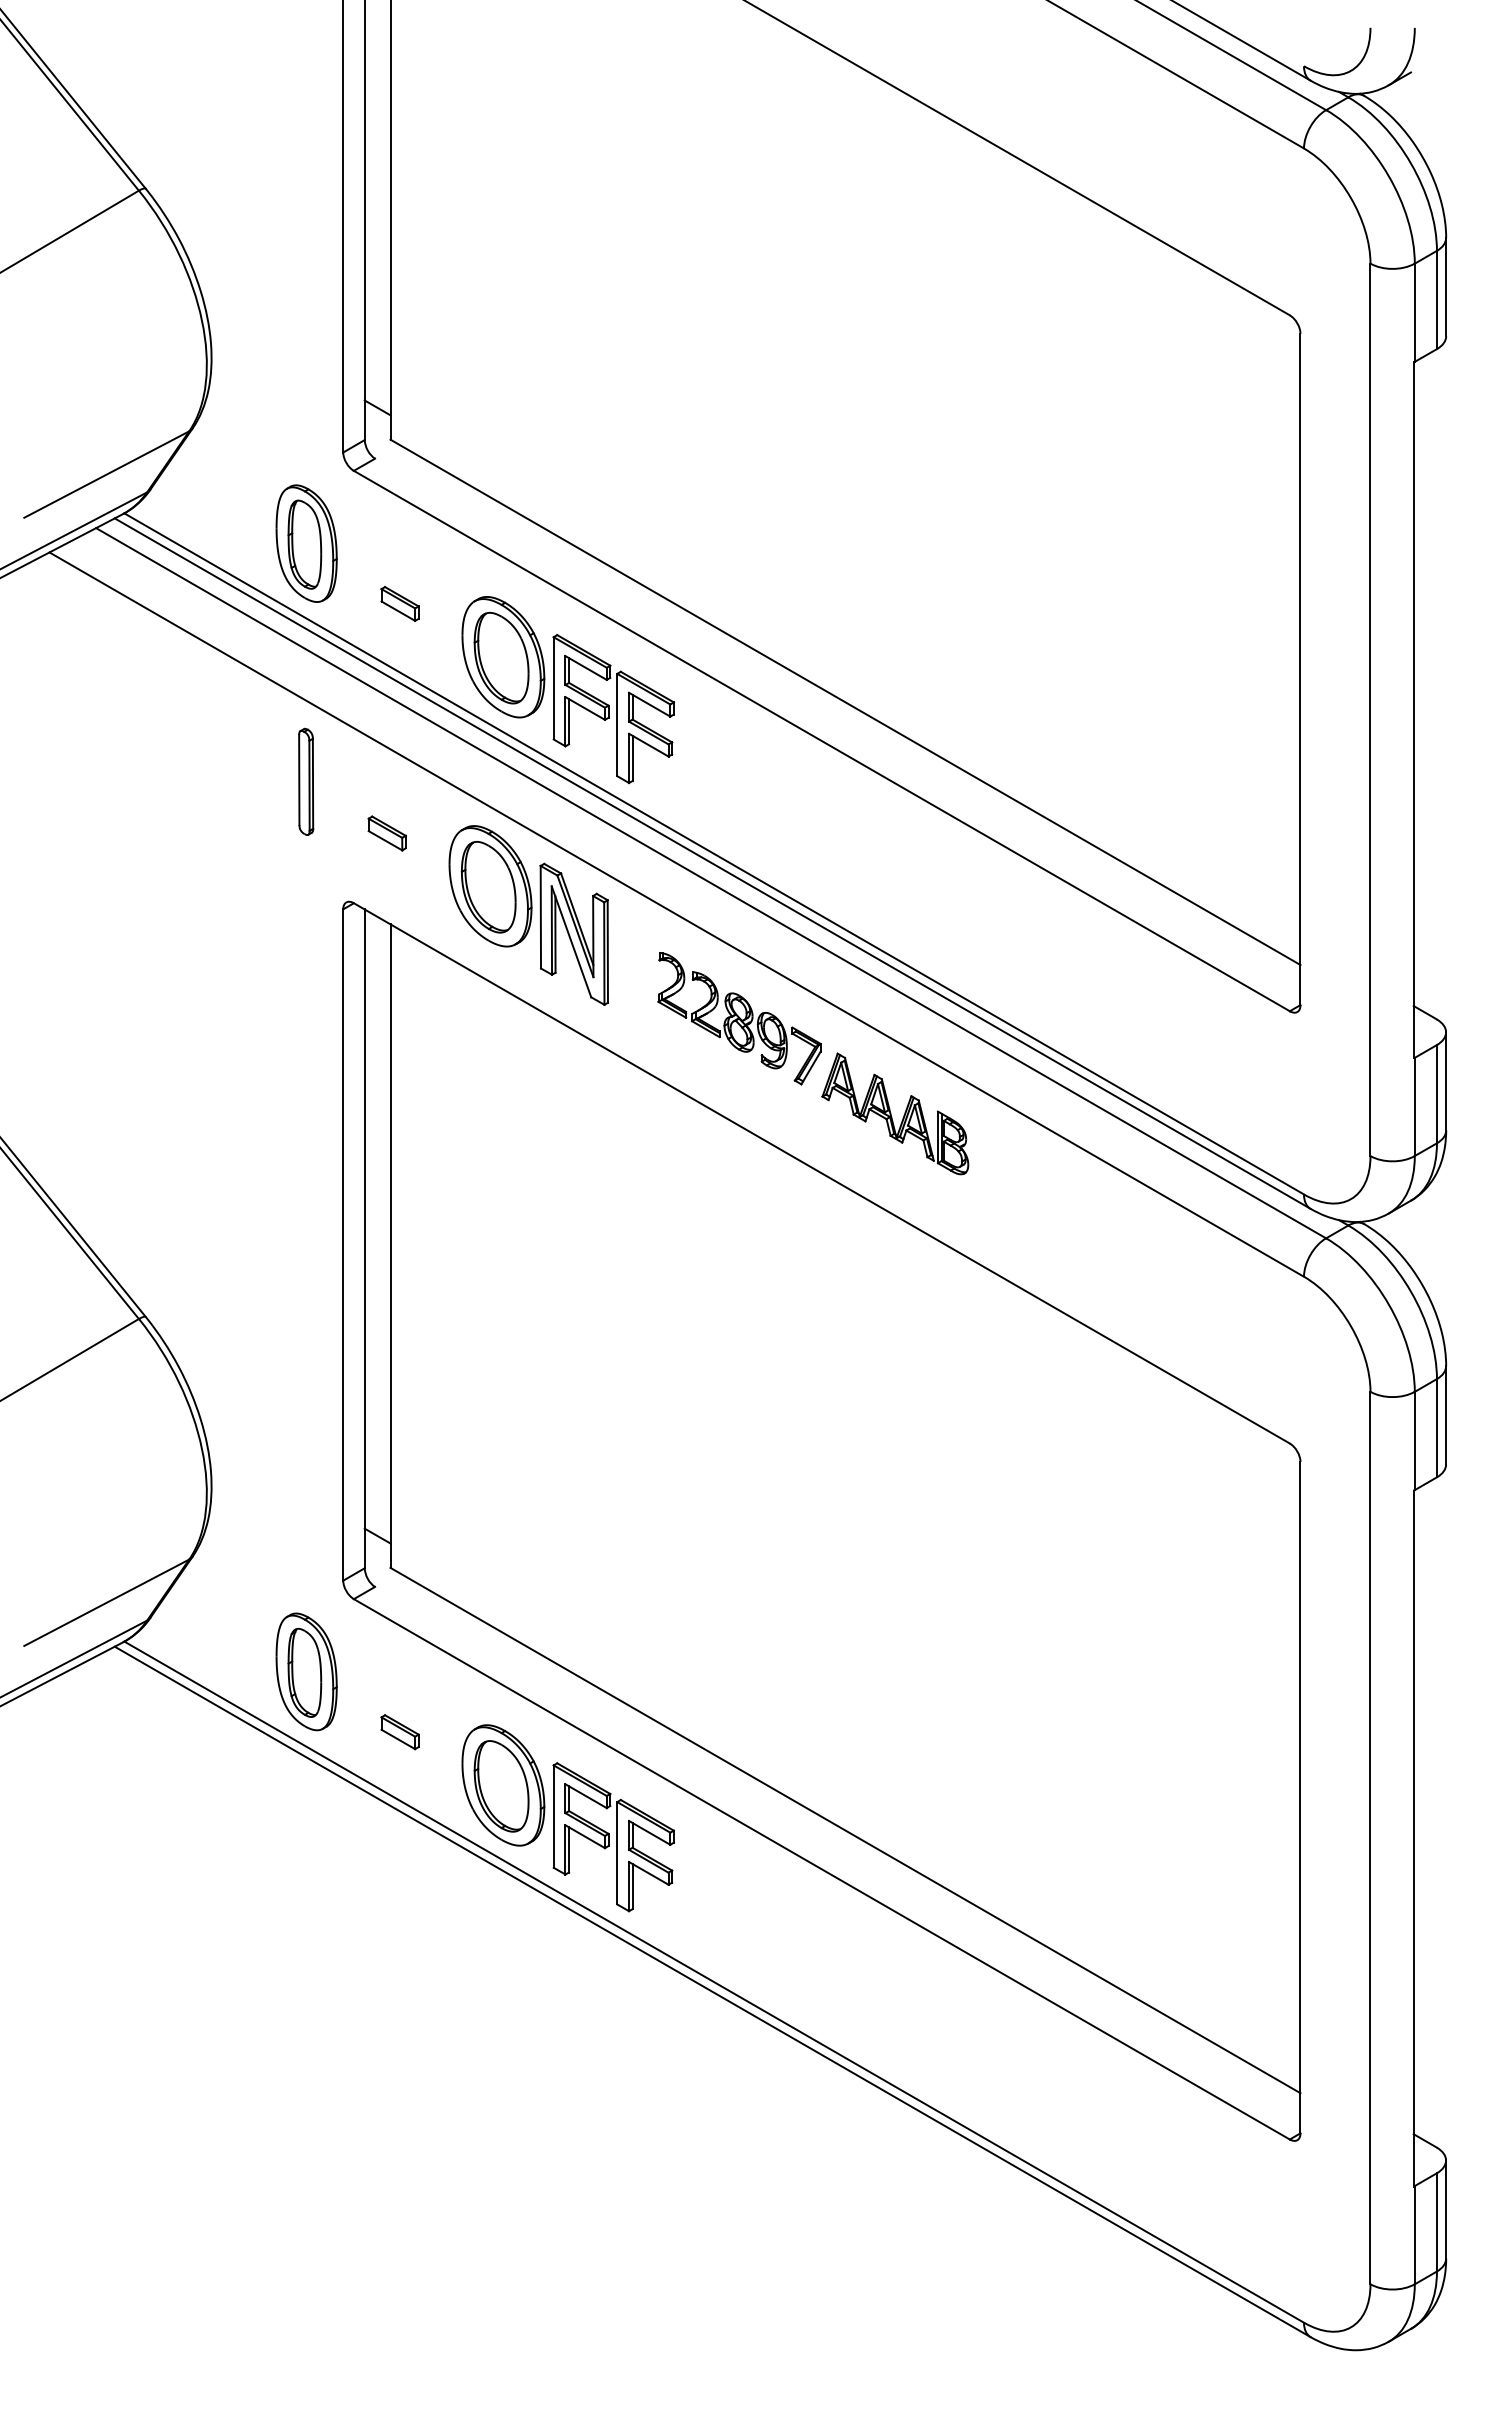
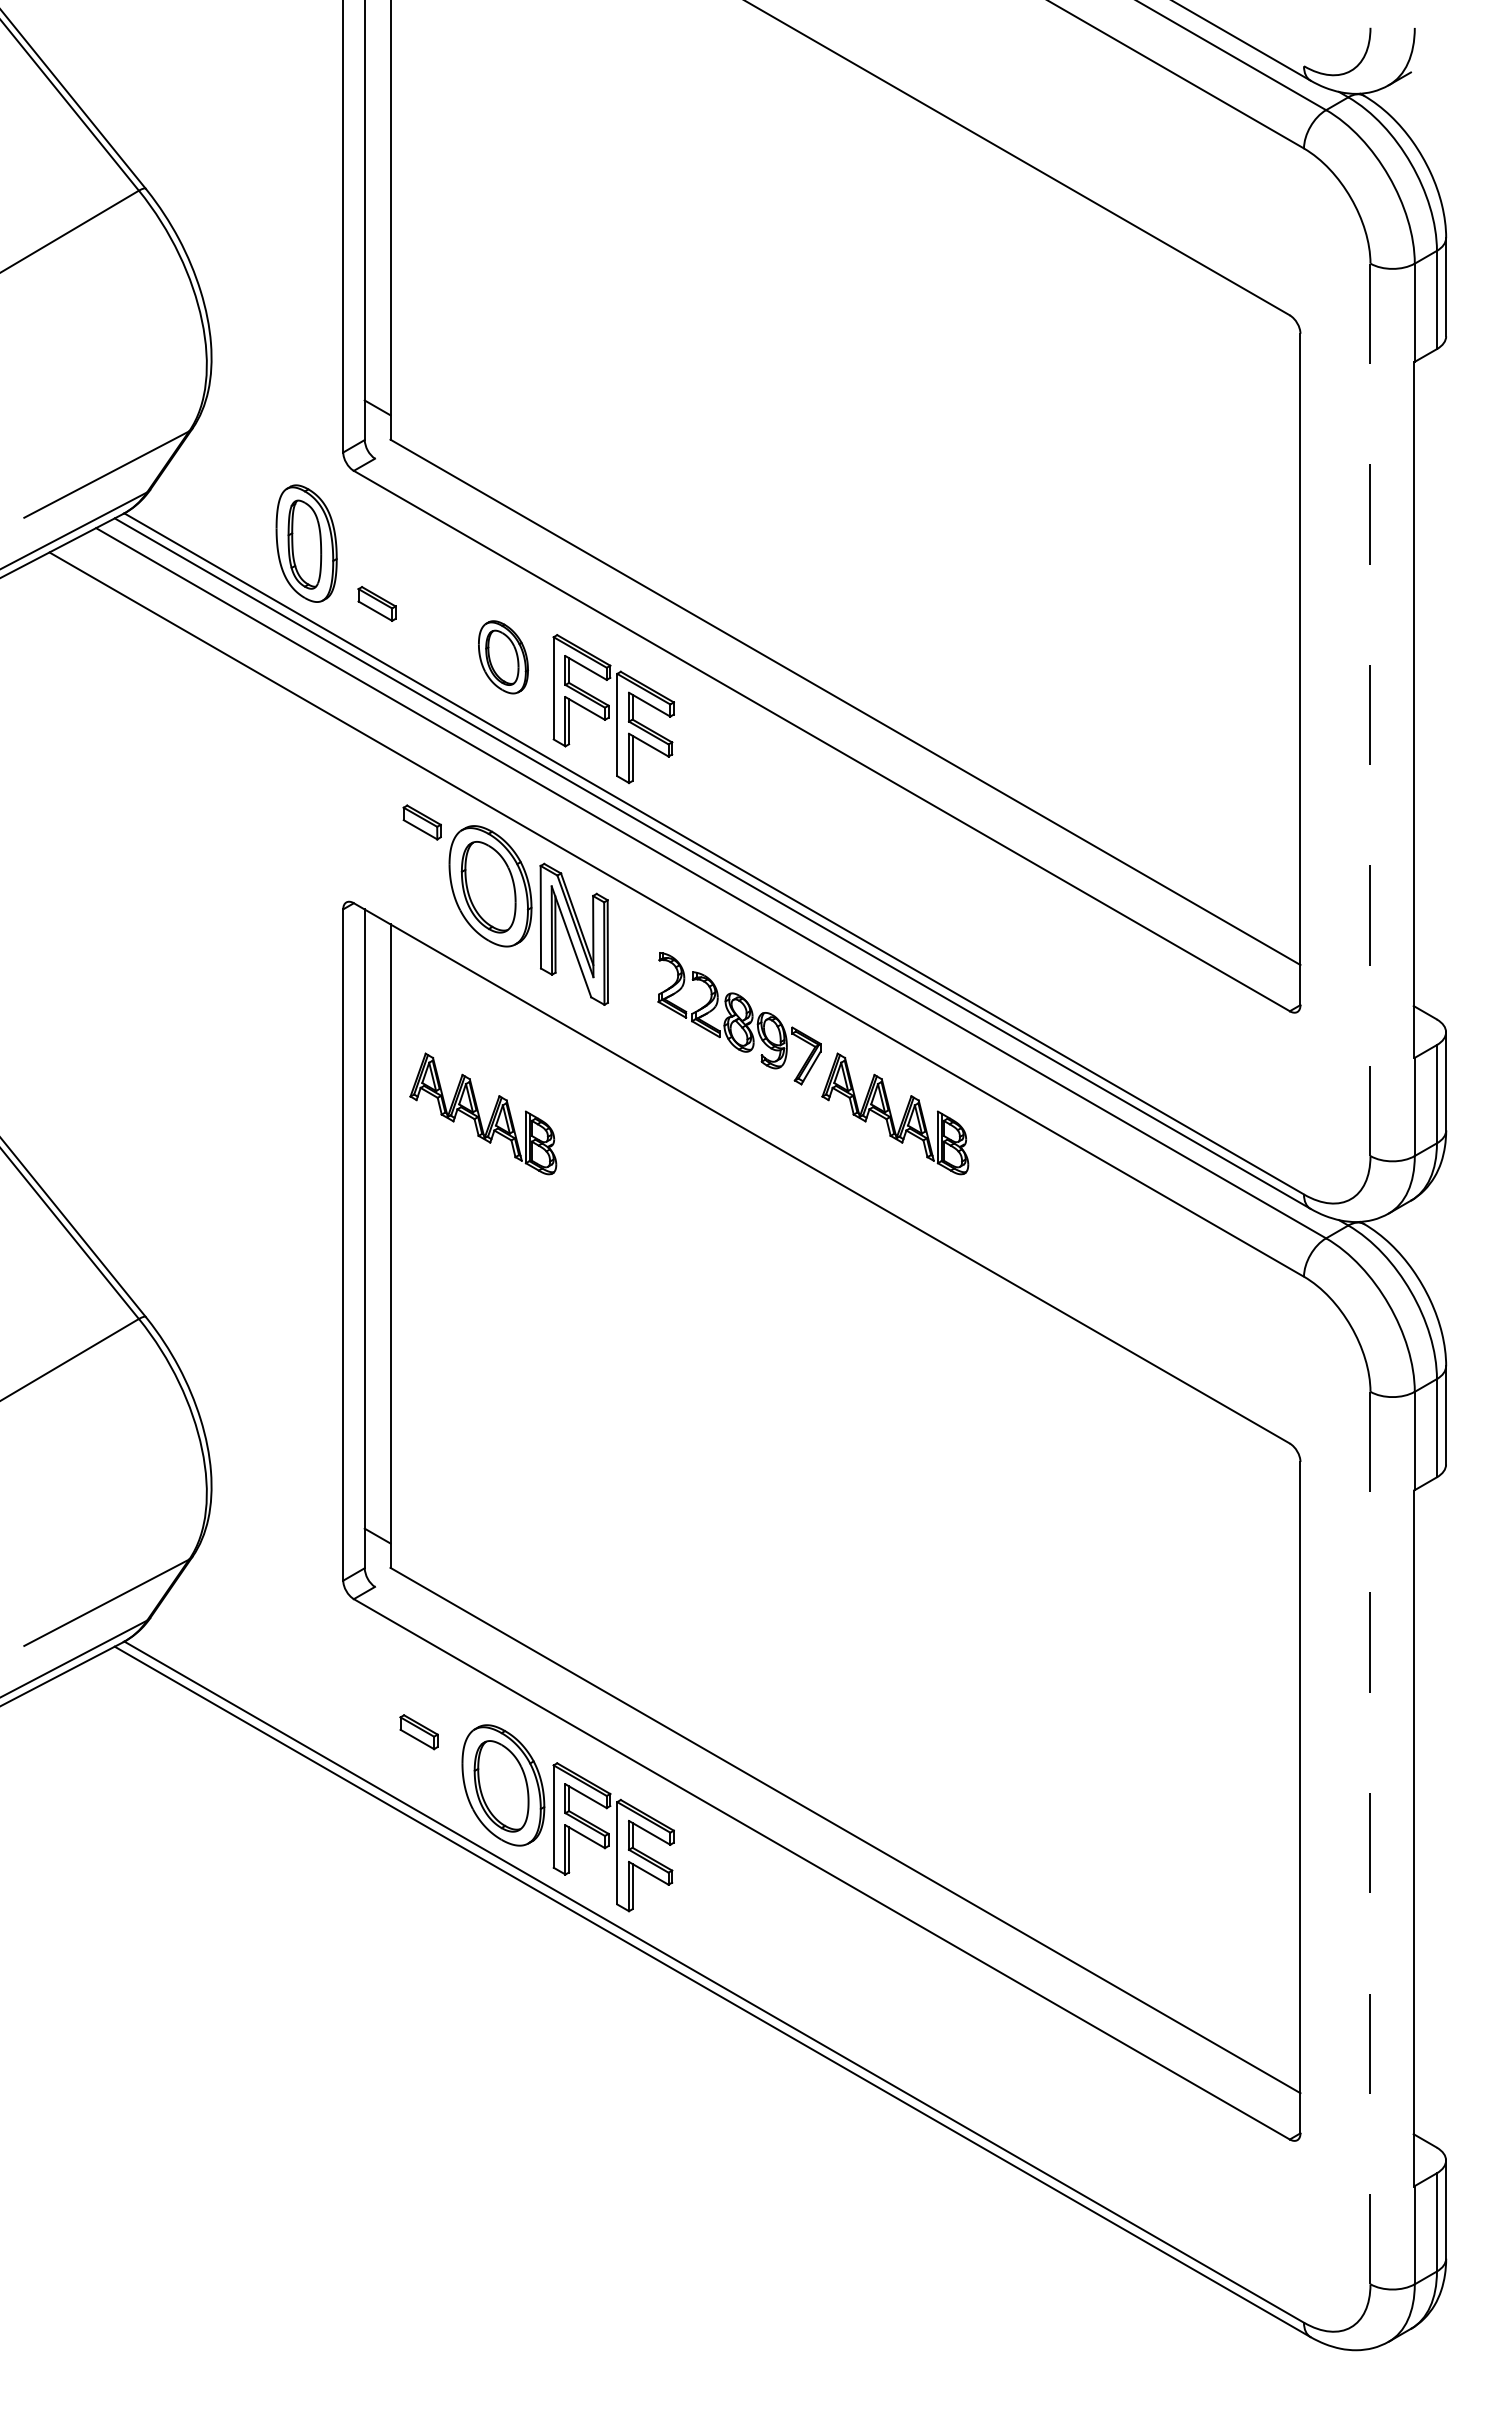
part position: (399, 603) -> (376, 603) (376, 603)
part size: 85x123 px -> 51x75 px (503, 657)
line: solid -> dashed (1370, 710)
part: present -> none (306, 781)
part position: (386, 833) -> (421, 822) (421, 822)
part: none -> present (483, 1113)
part: present -> none (306, 1671)
part position: (399, 1732) -> (418, 1732) (418, 1732)
line: solid -> dashed (1370, 1838)
